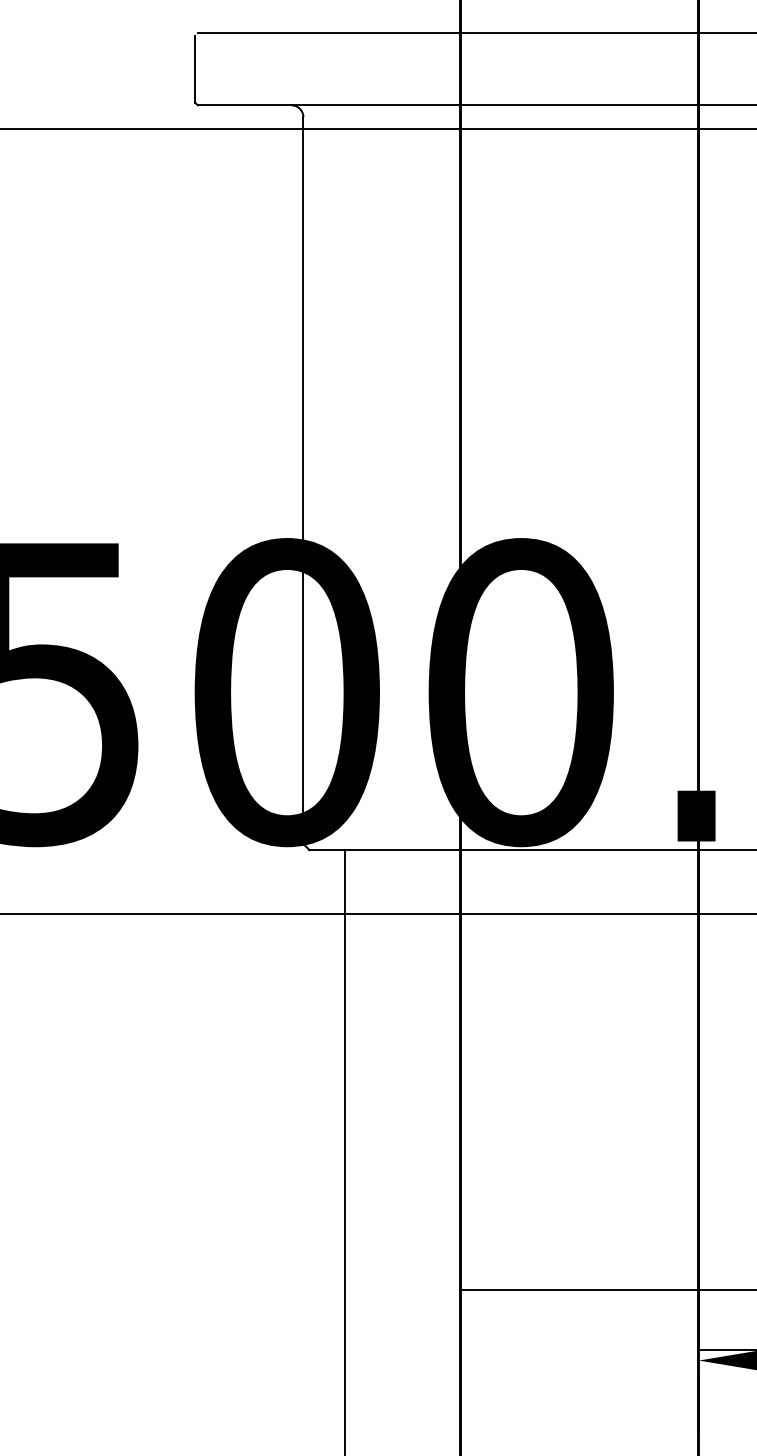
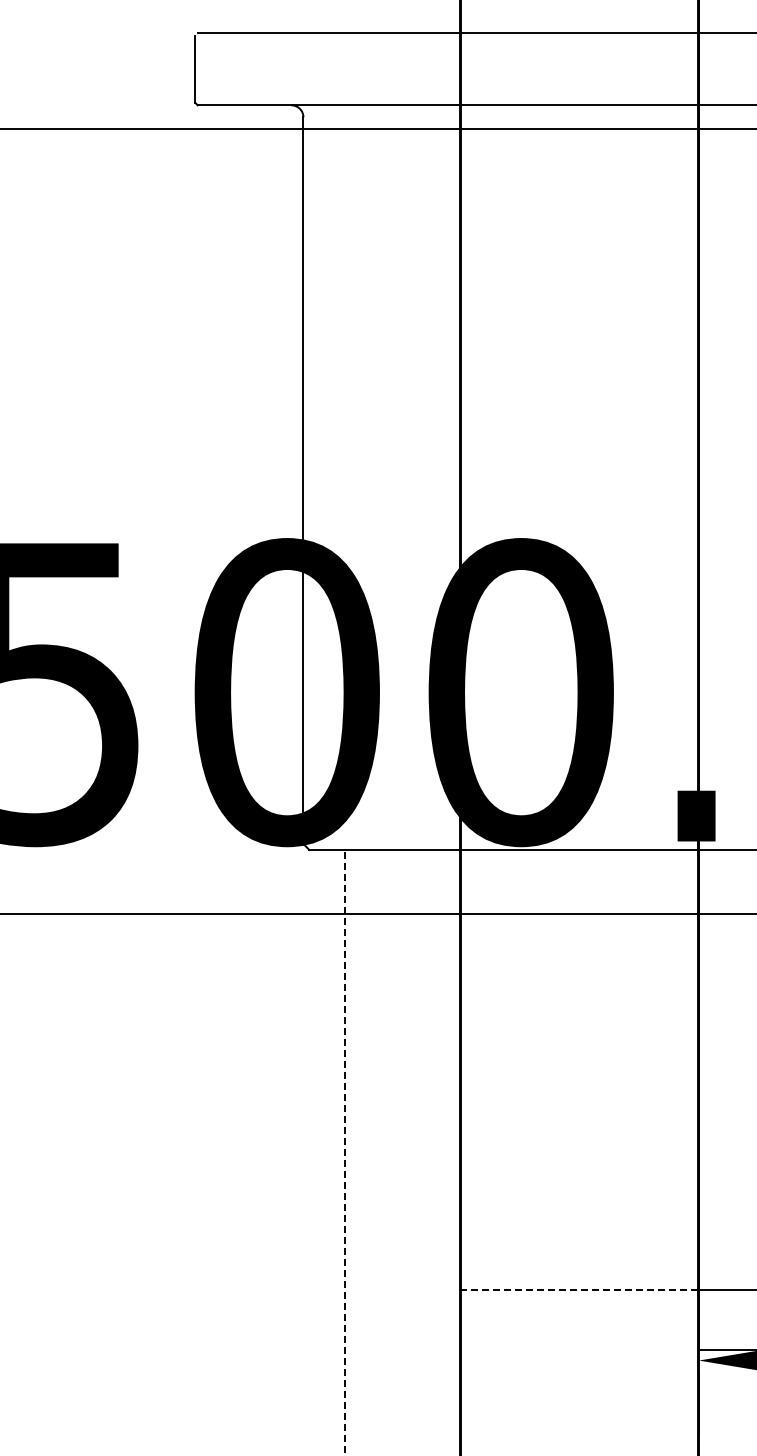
line: solid -> dashed (345, 1152)
line: solid -> dashed (579, 1289)
